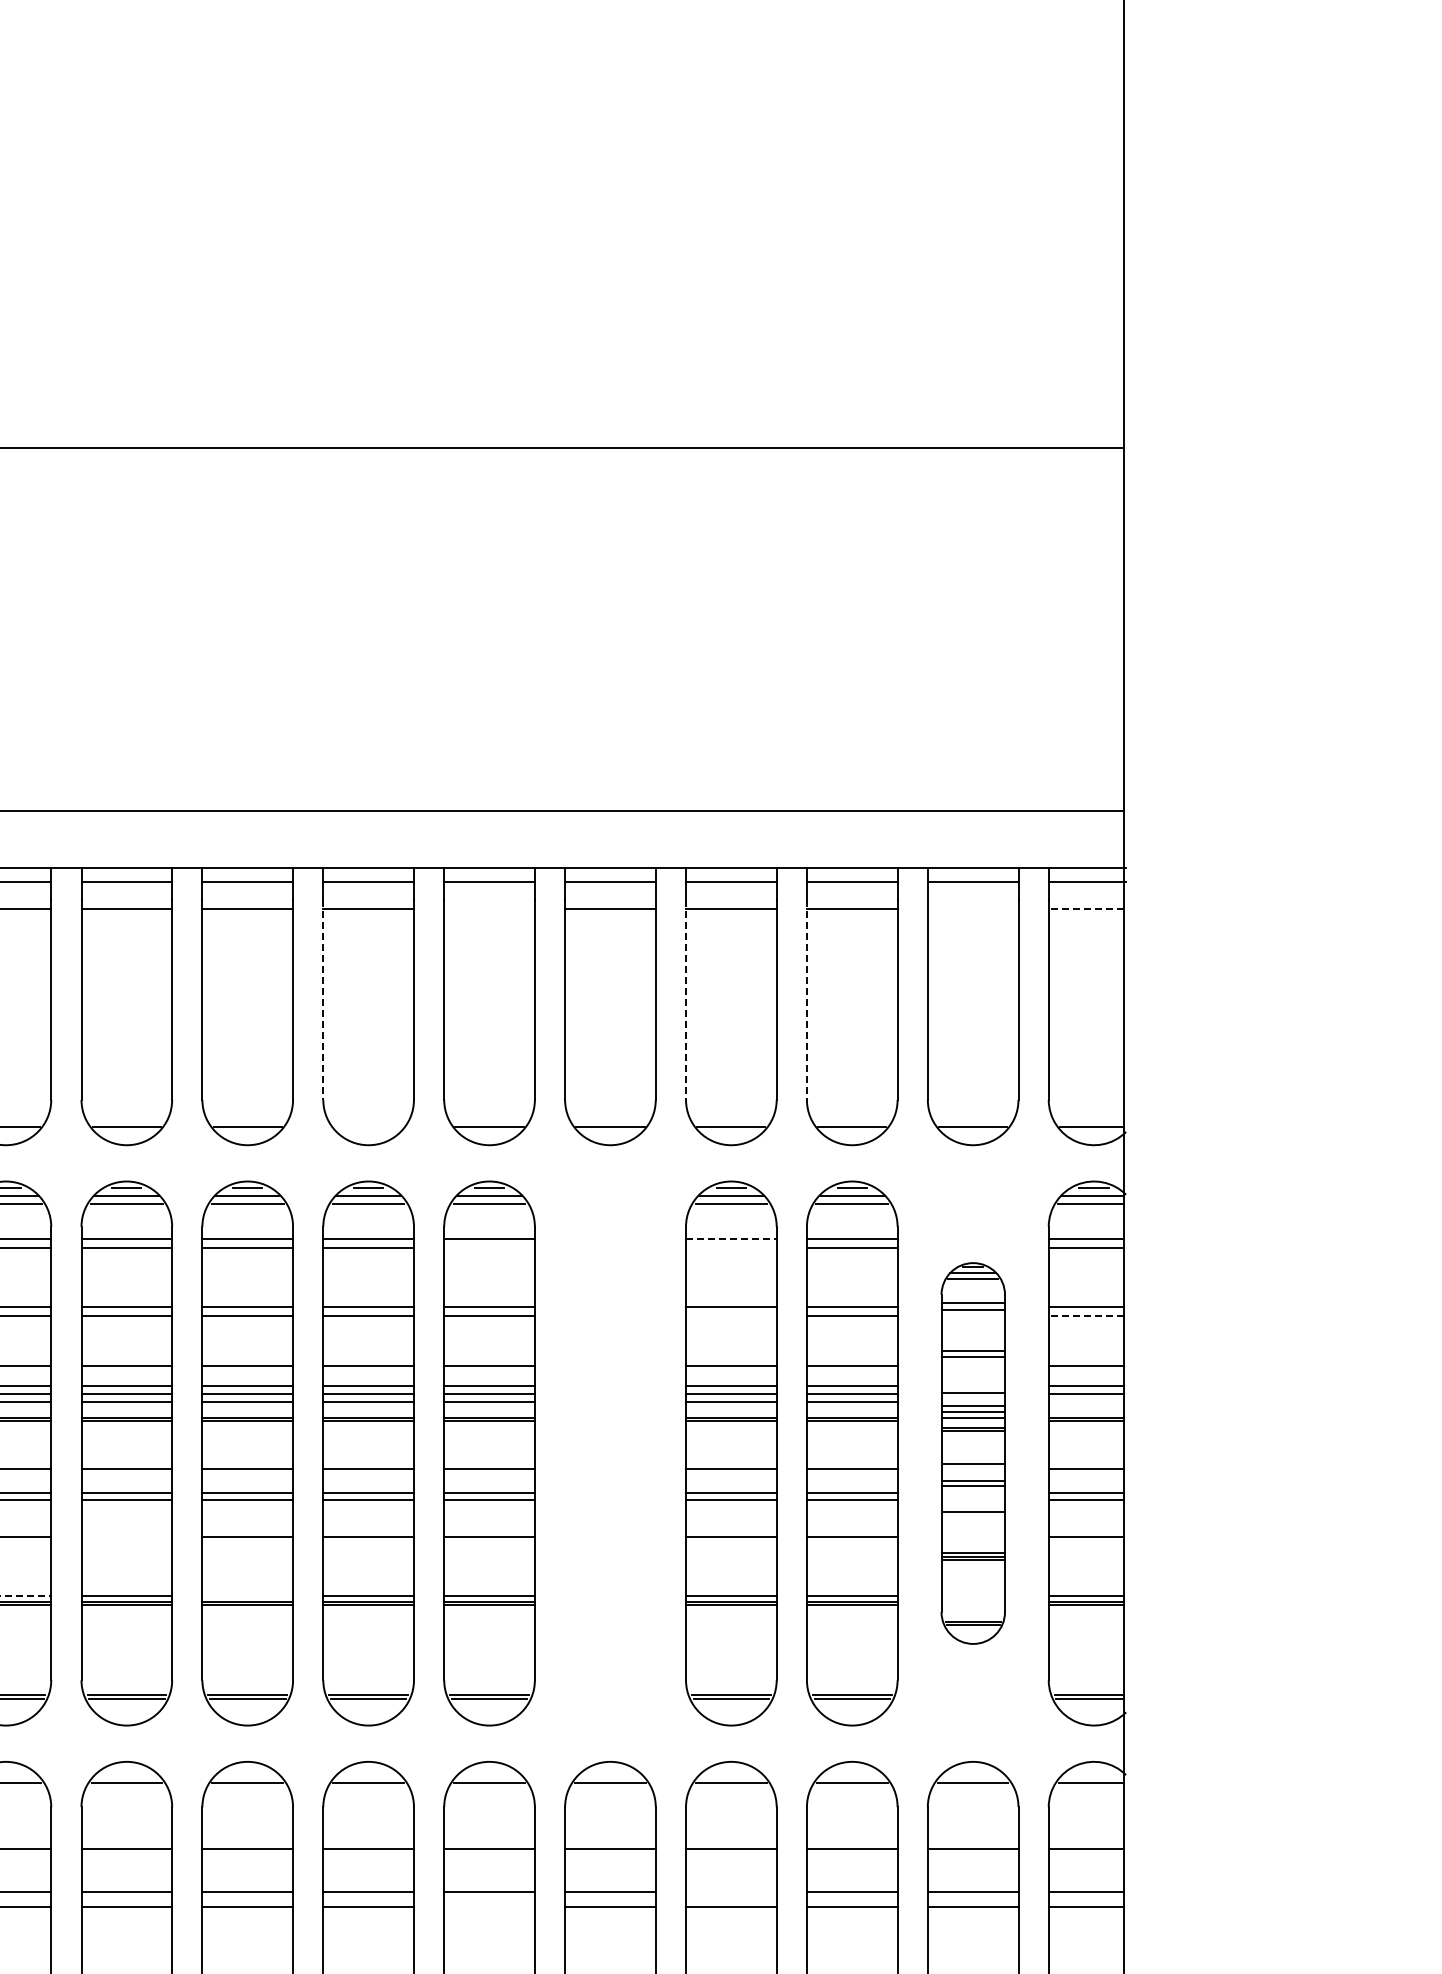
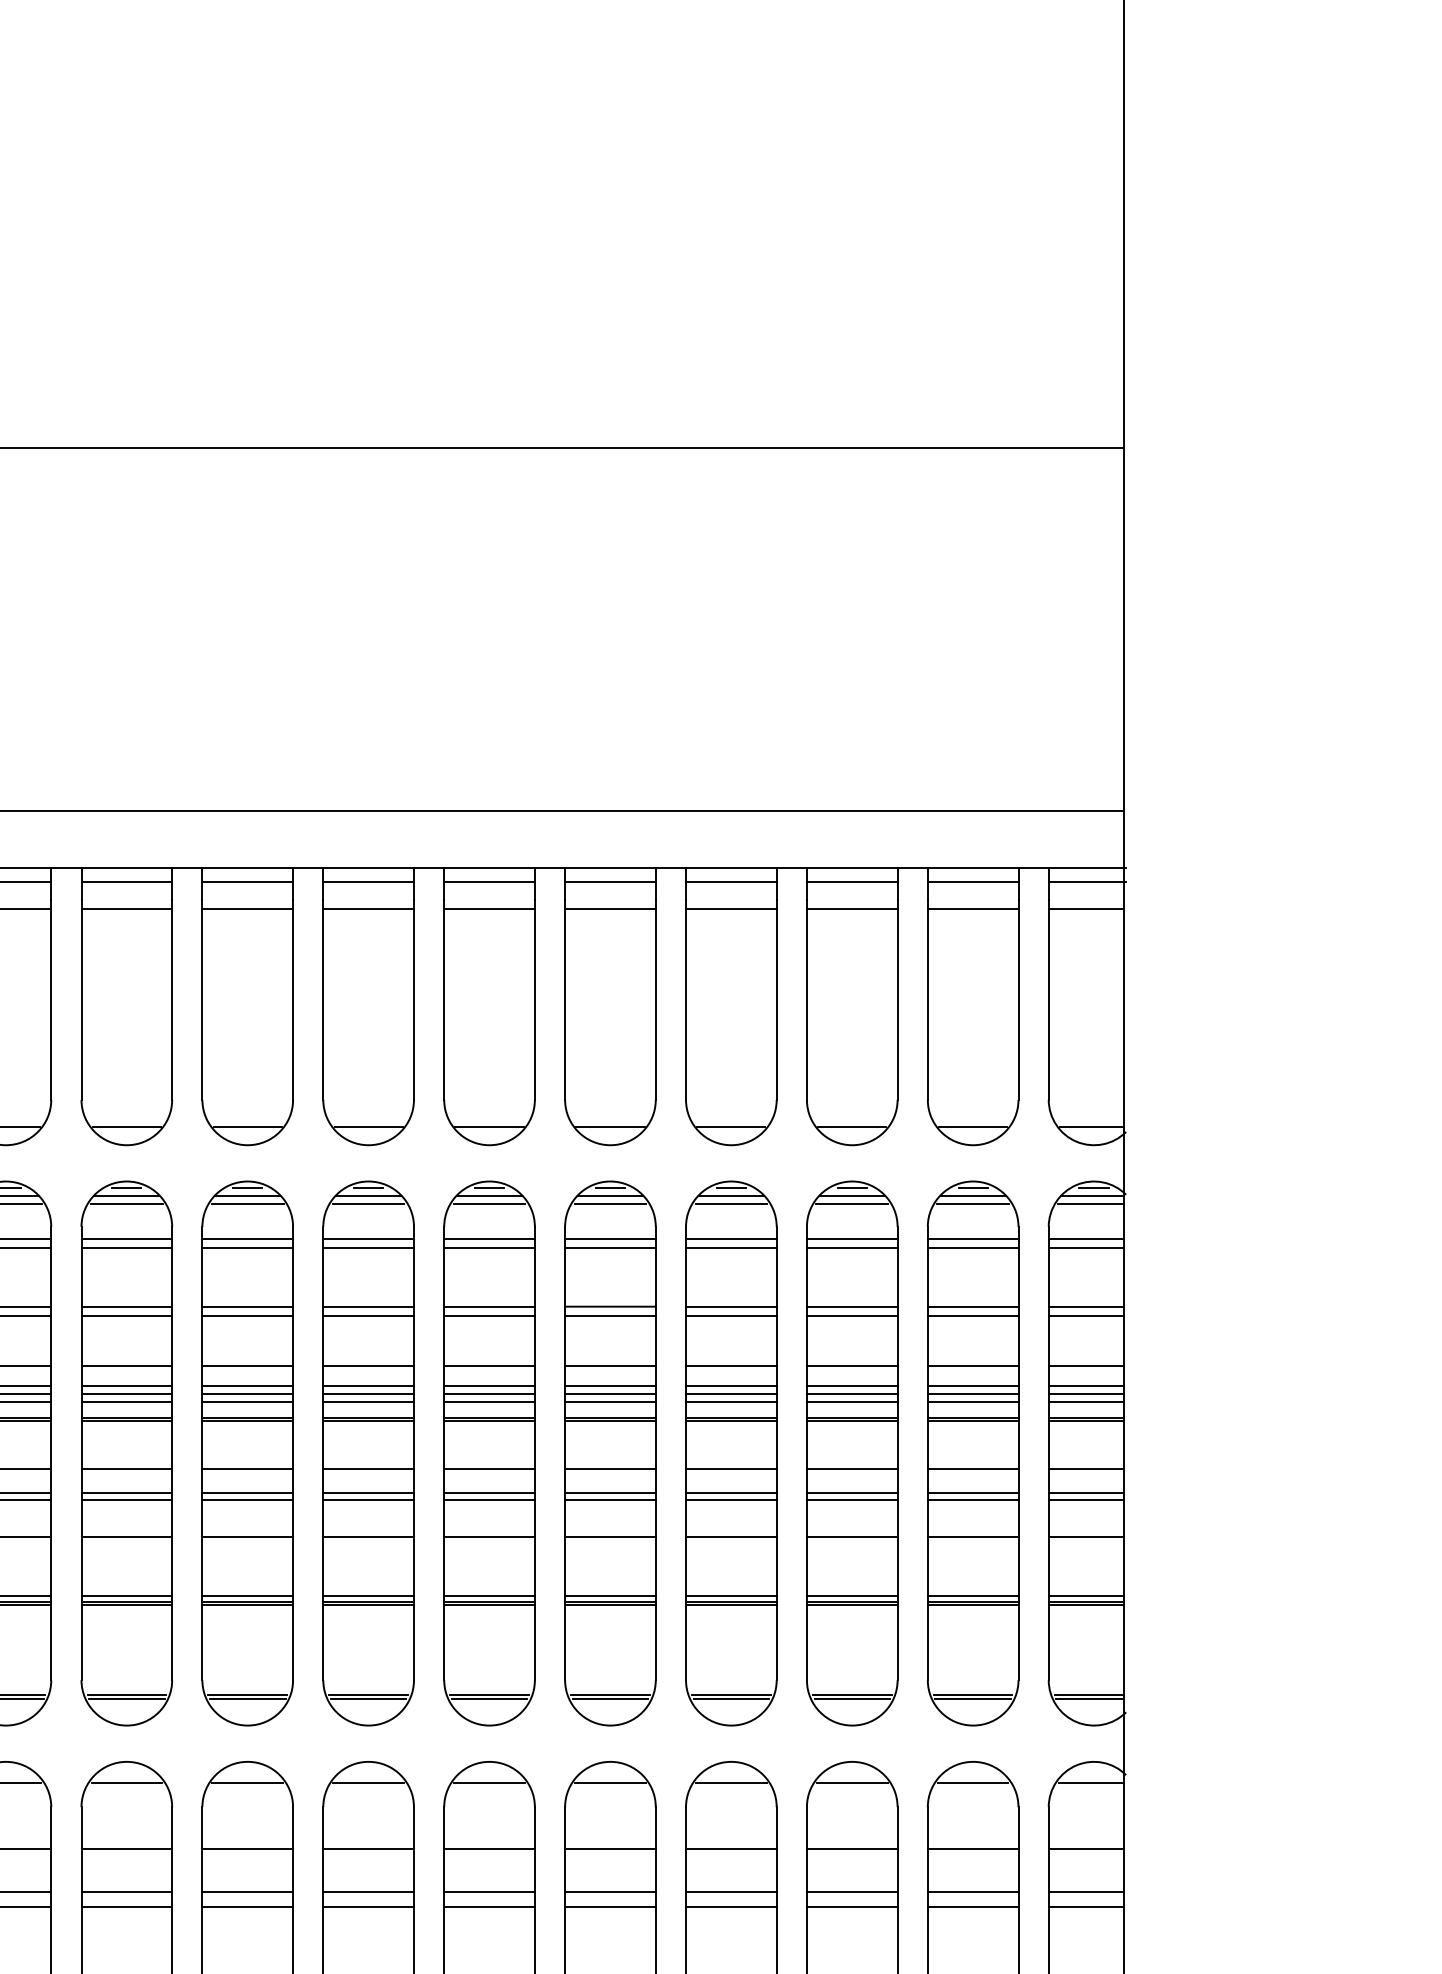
line: none -> present (489, 909)
line: none -> present (972, 909)
line: dashed -> solid (1086, 909)
line: dashed -> solid (323, 1000)
line: dashed -> solid (686, 1000)
line: dashed -> solid (806, 1000)
line: none -> present (368, 1127)
line: dashed -> solid (731, 1239)
line: none -> present (489, 1247)
line: none -> present (731, 1247)
line: none -> present (731, 1315)
line: dashed -> solid (1086, 1315)
line: none -> present (1086, 1402)
part: none -> present (610, 1453)
part size: 66x383 px -> 93x547 px (973, 1453)
line: none -> present (126, 1537)
line: dashed -> solid (26, 1595)
line: none -> present (247, 1595)
line: none -> present (731, 1892)
line: none -> present (489, 1906)
